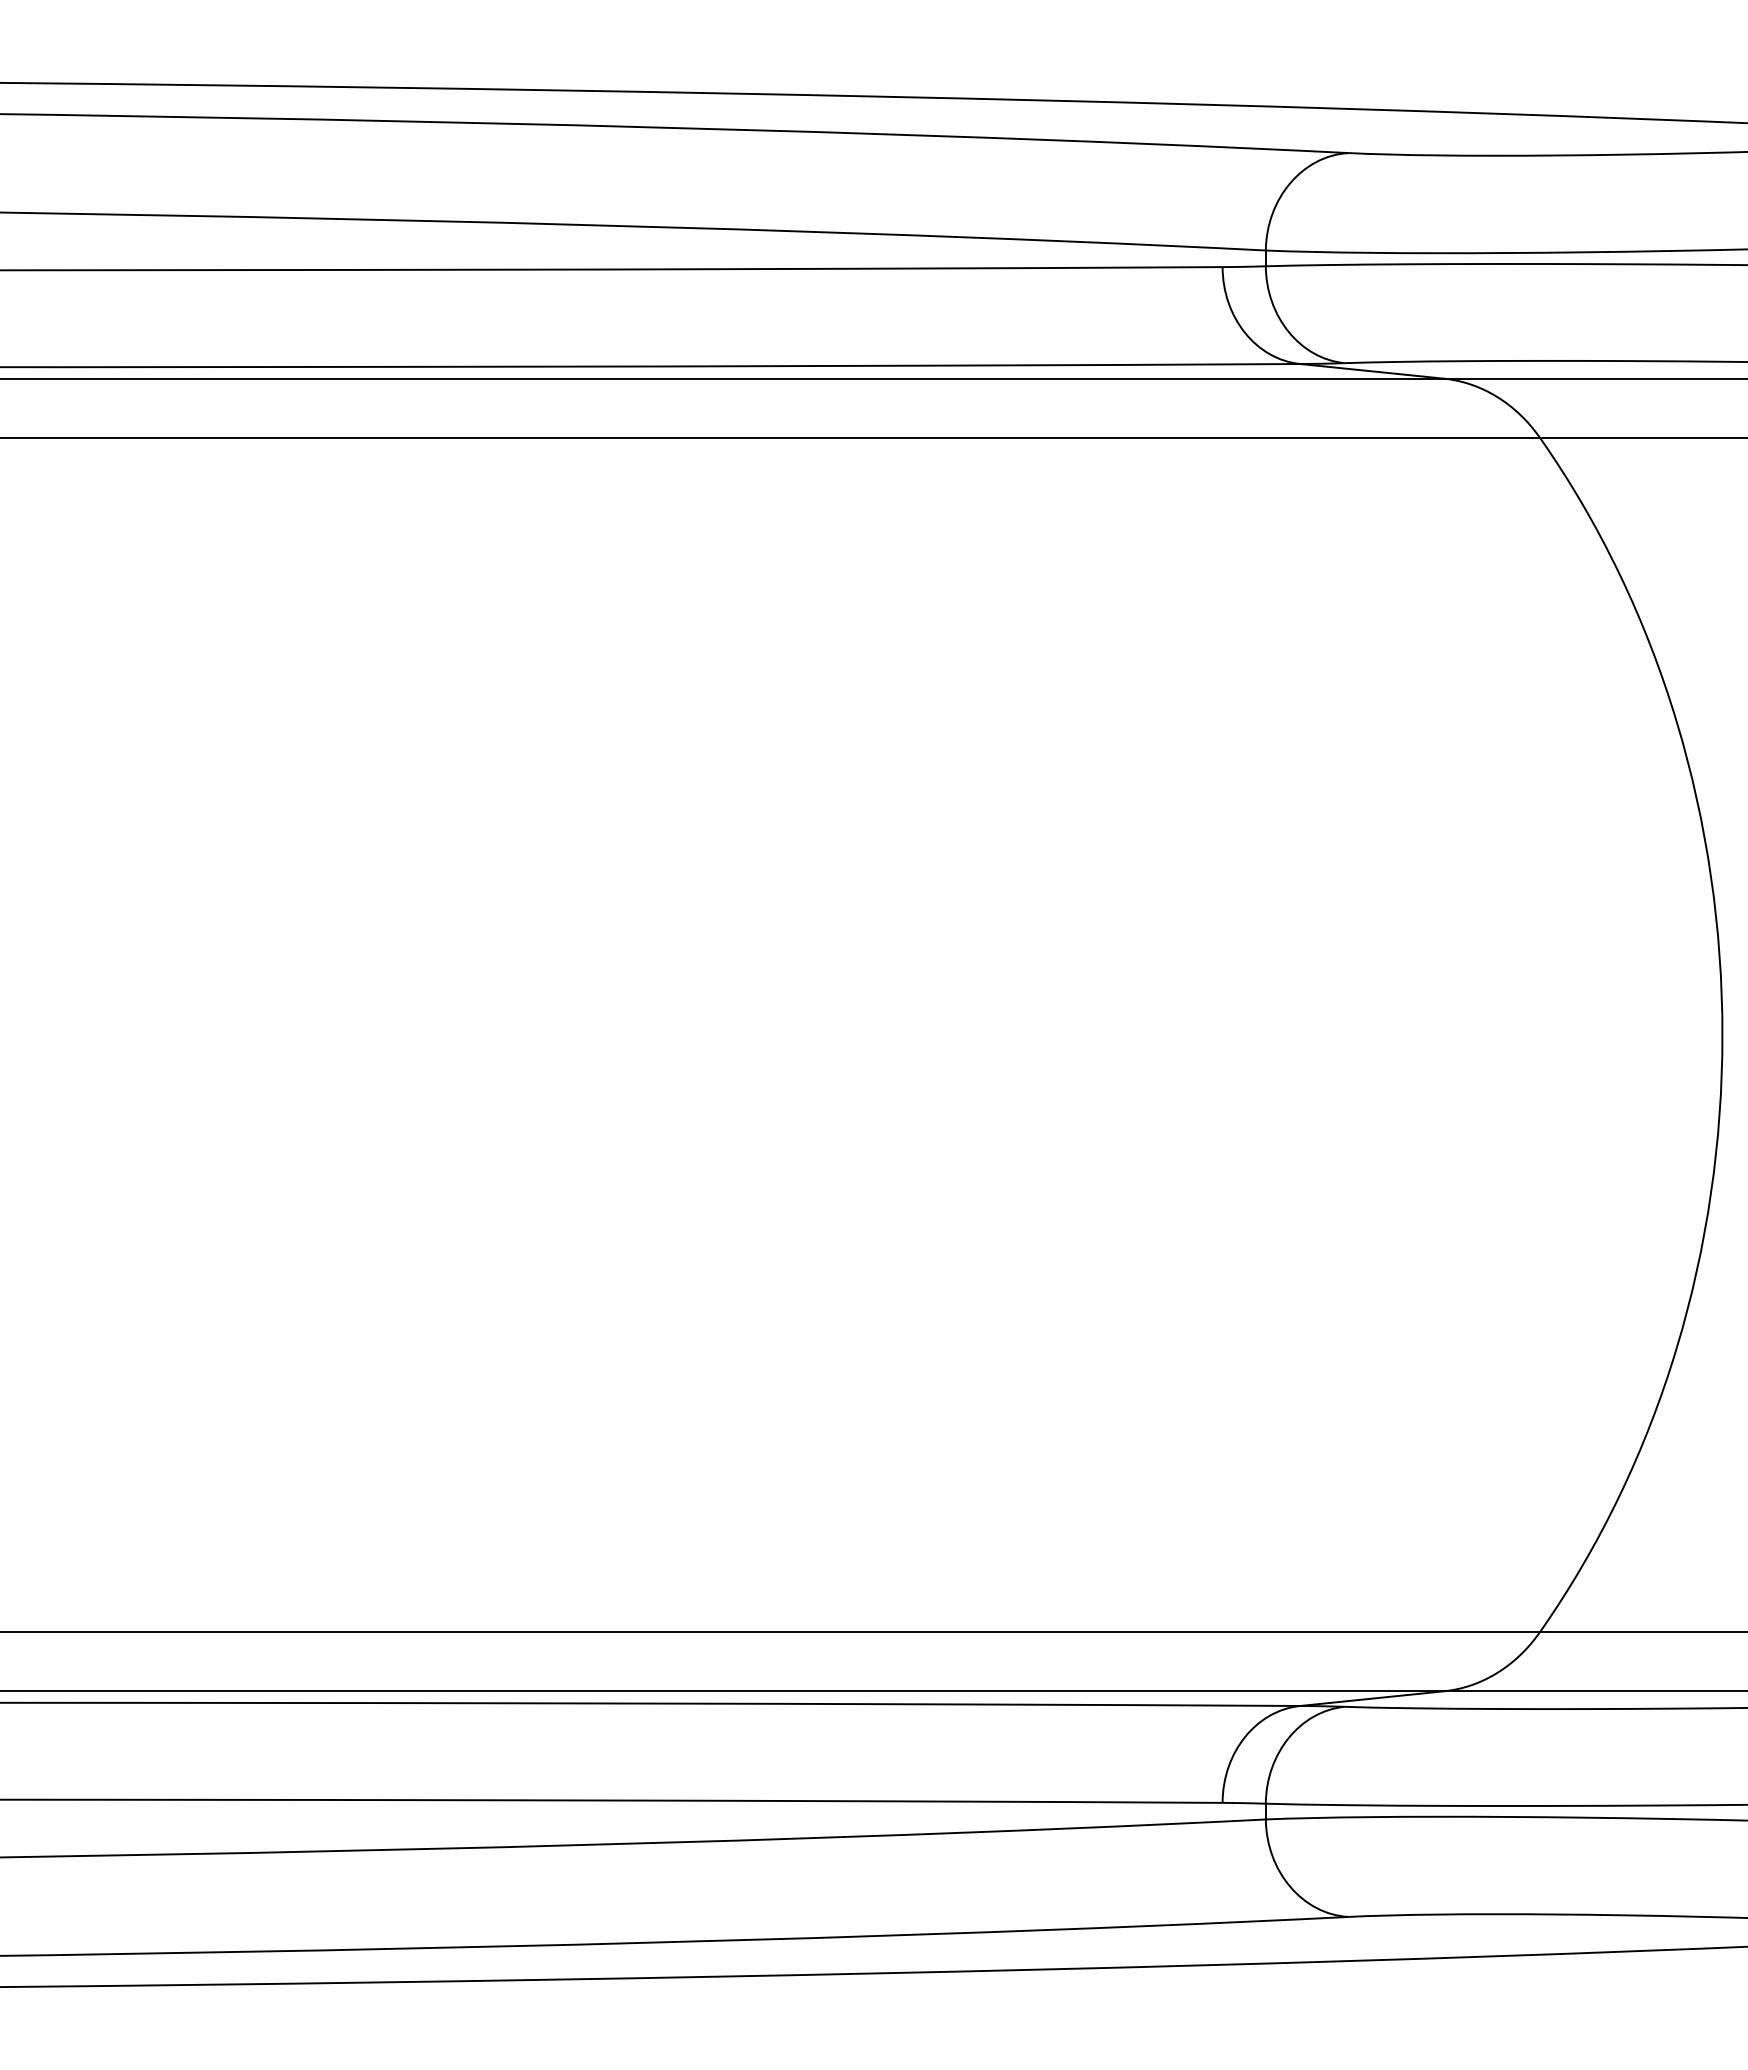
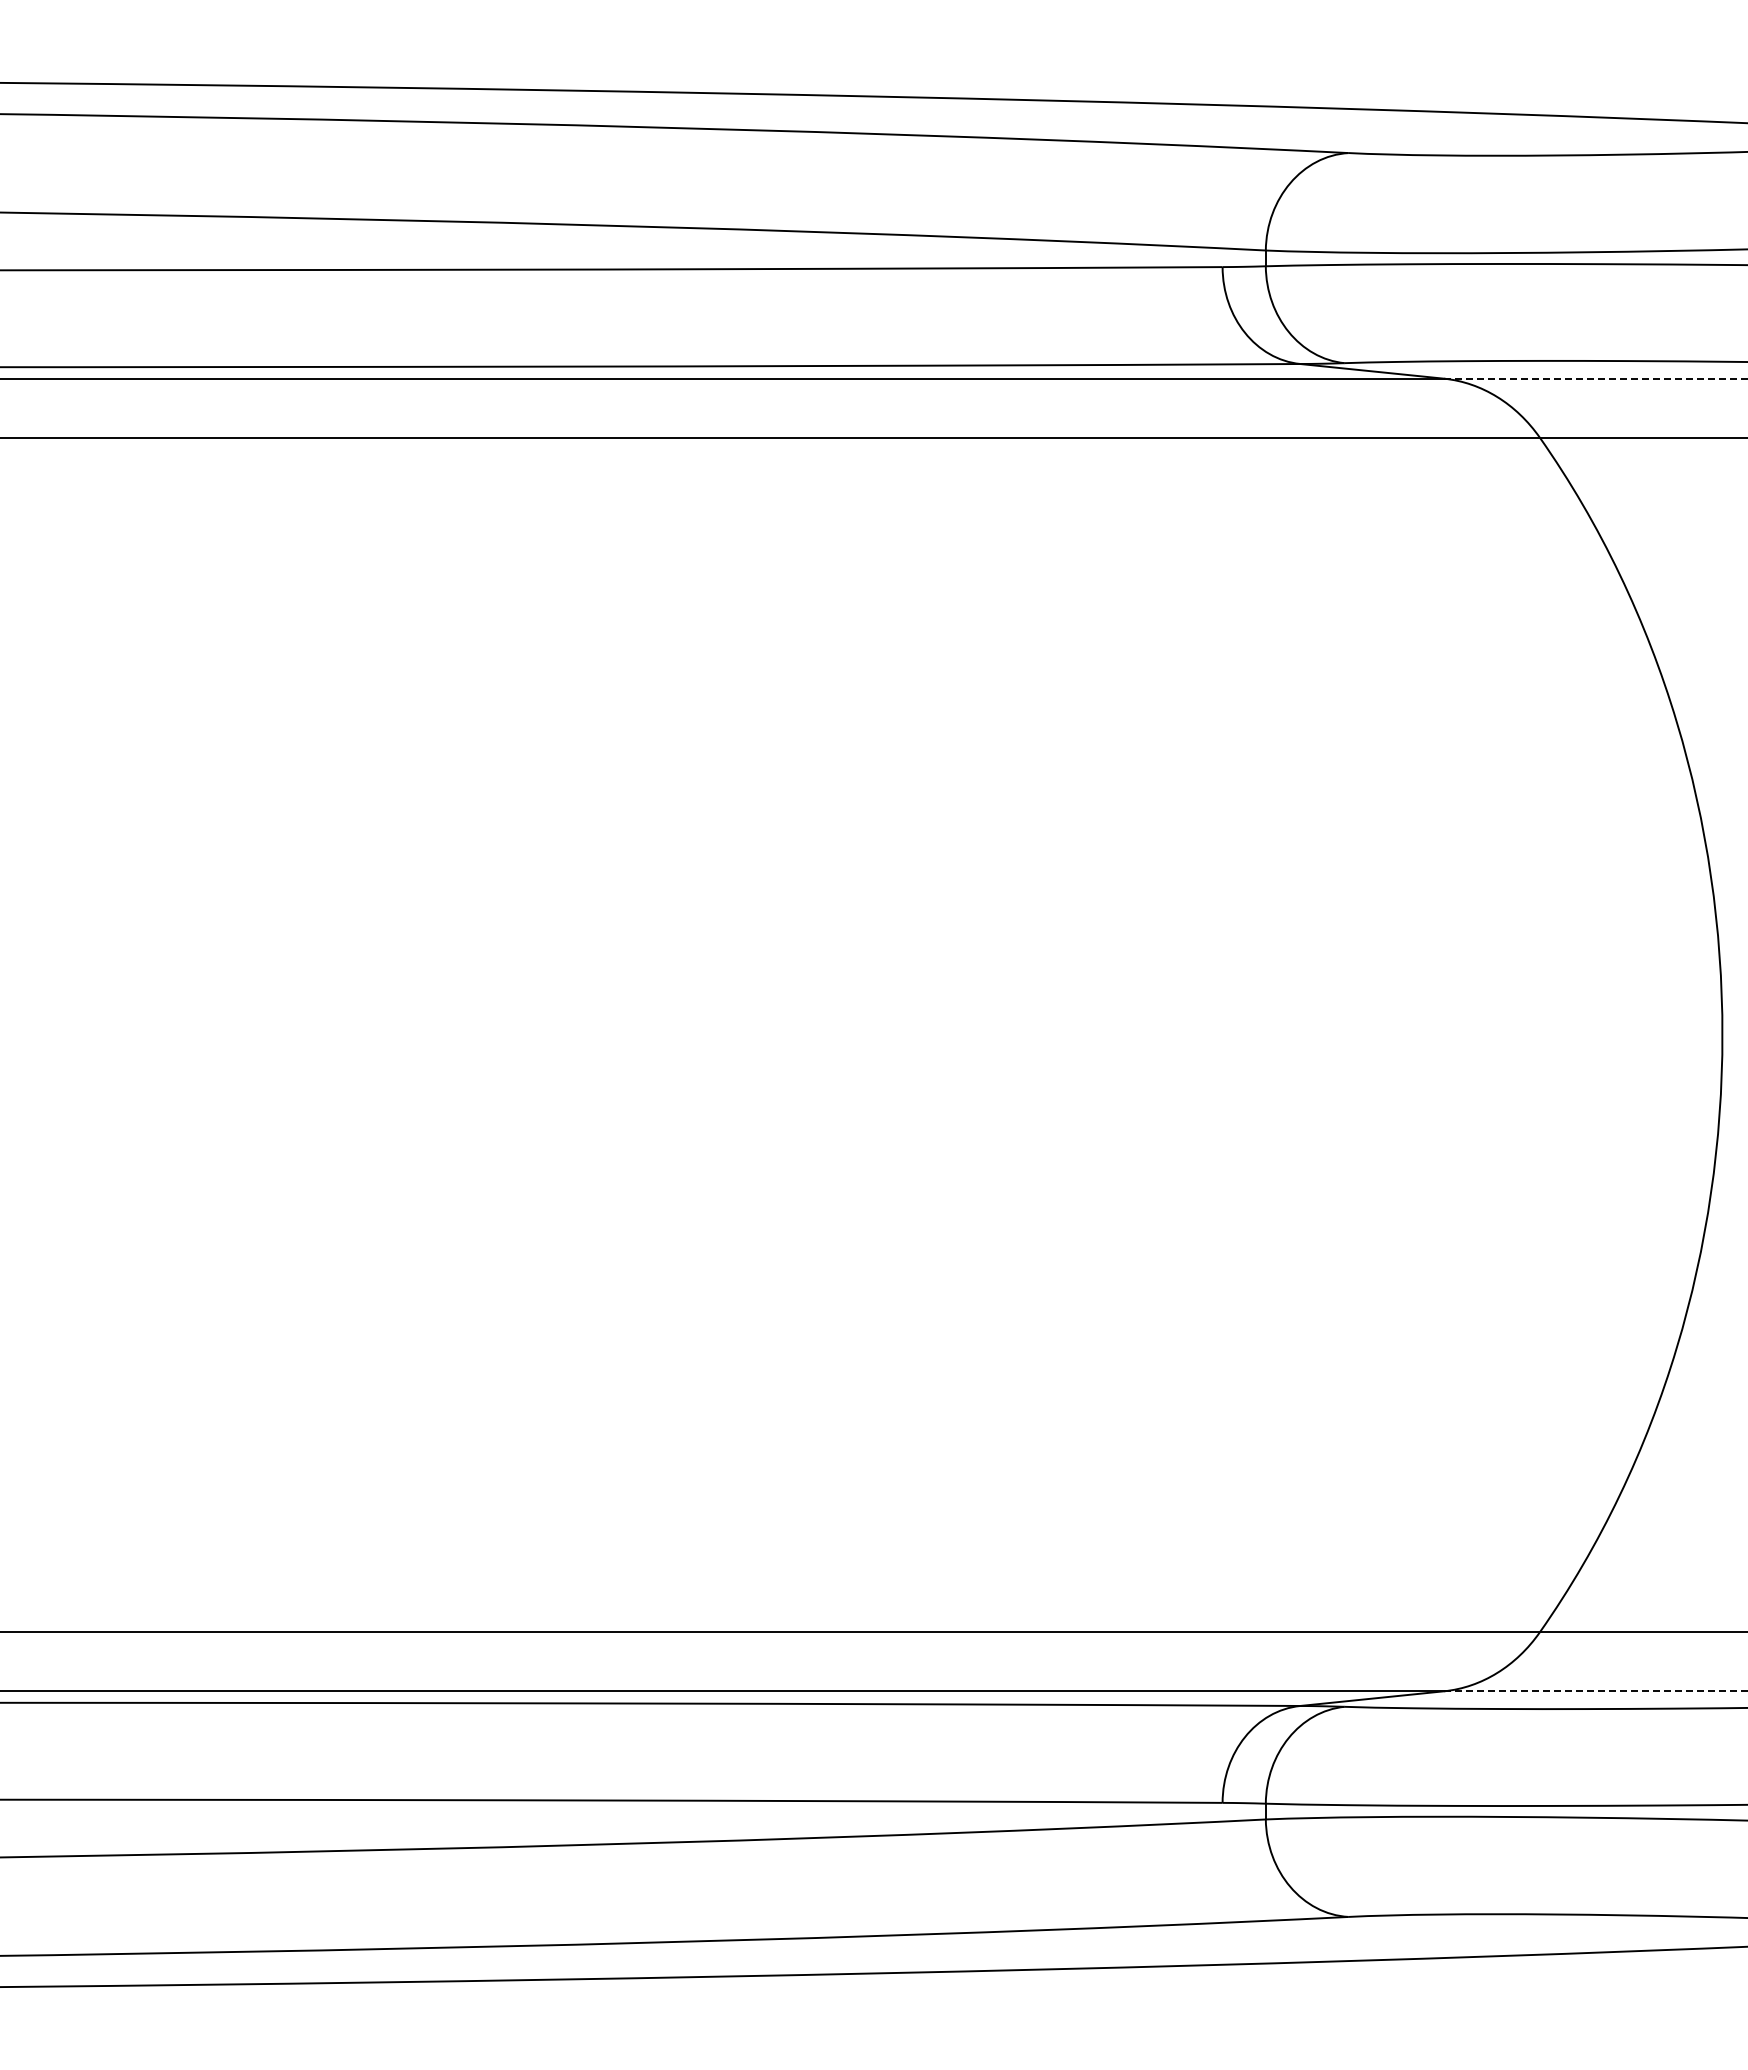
line: solid -> dashed (1596, 378)
line: solid -> dashed (1596, 1691)
